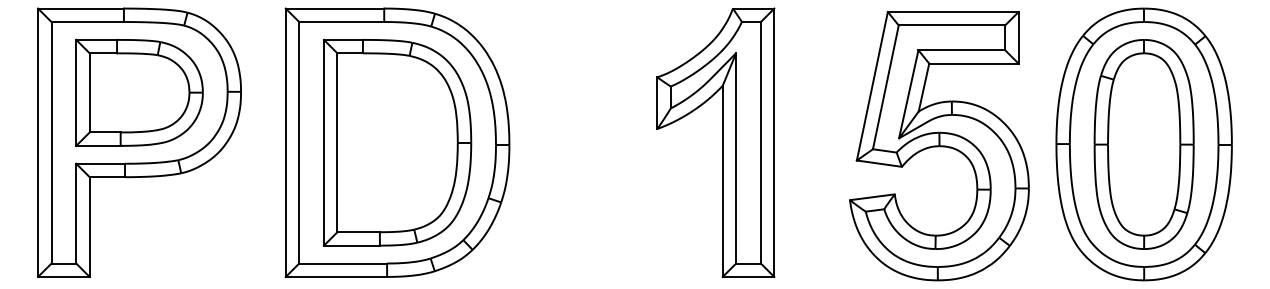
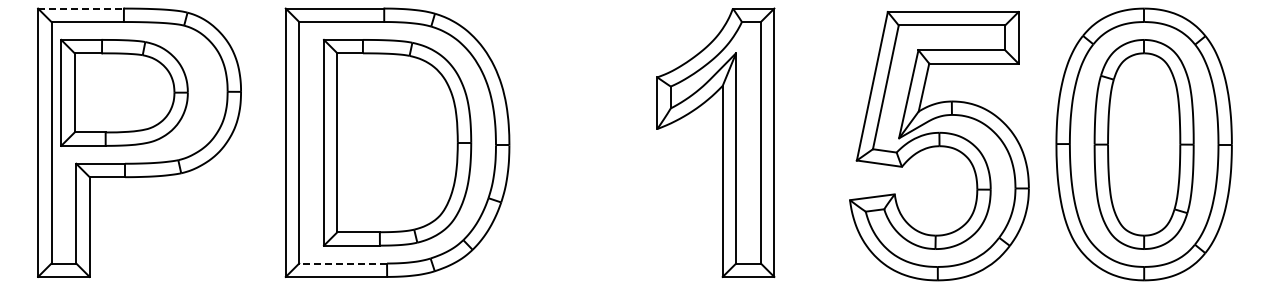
line: solid -> dashed (81, 8)
part position: (139, 92) -> (124, 92) (124, 92)
line: solid -> dashed (343, 263)
